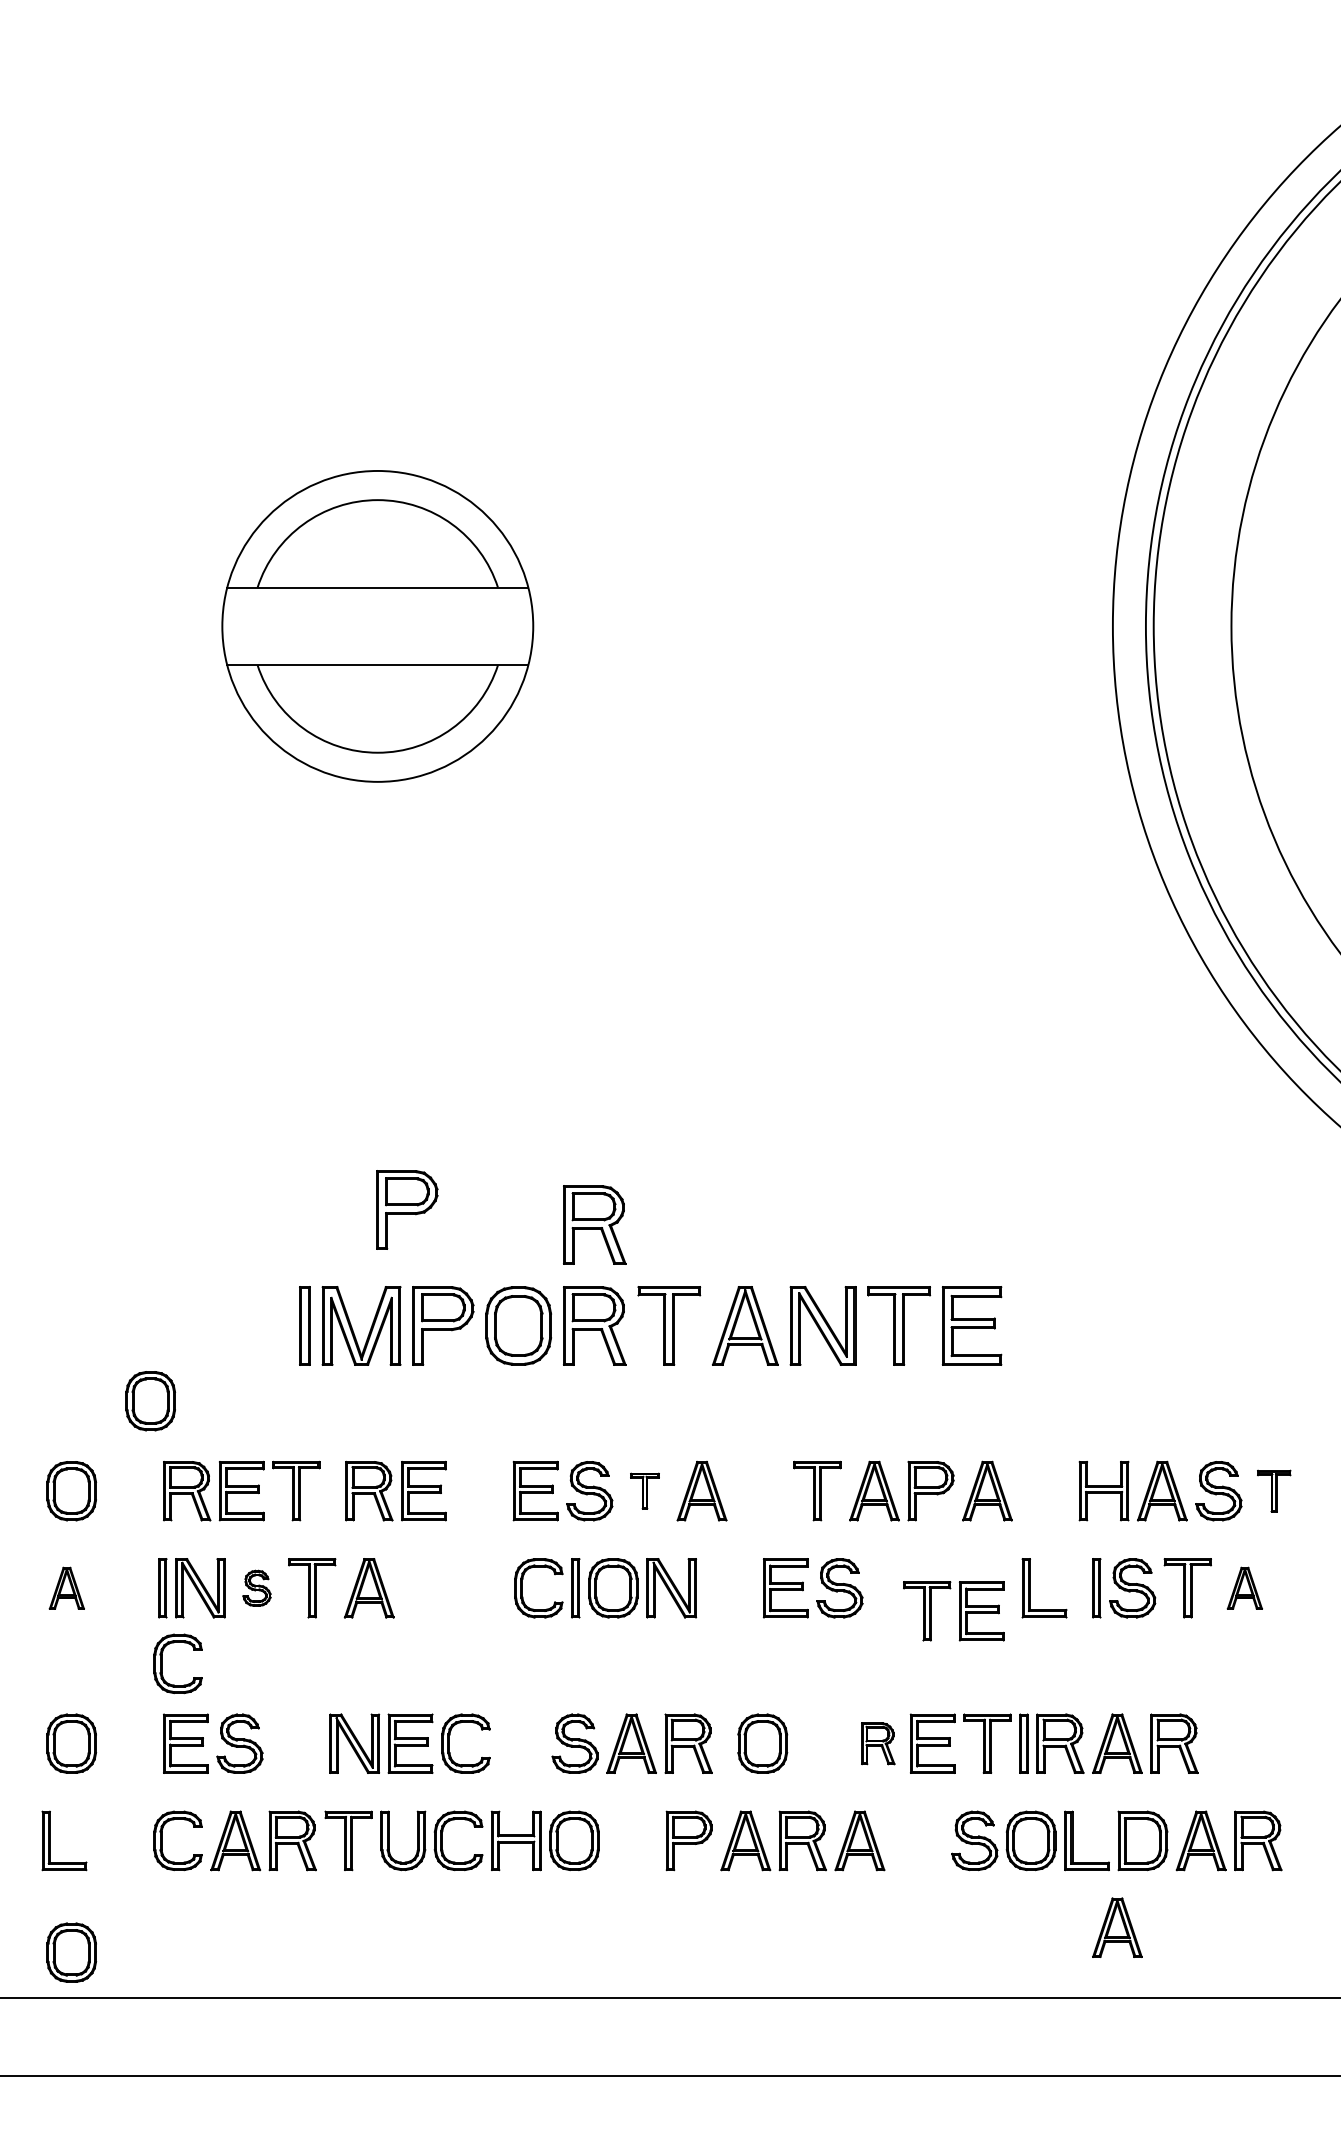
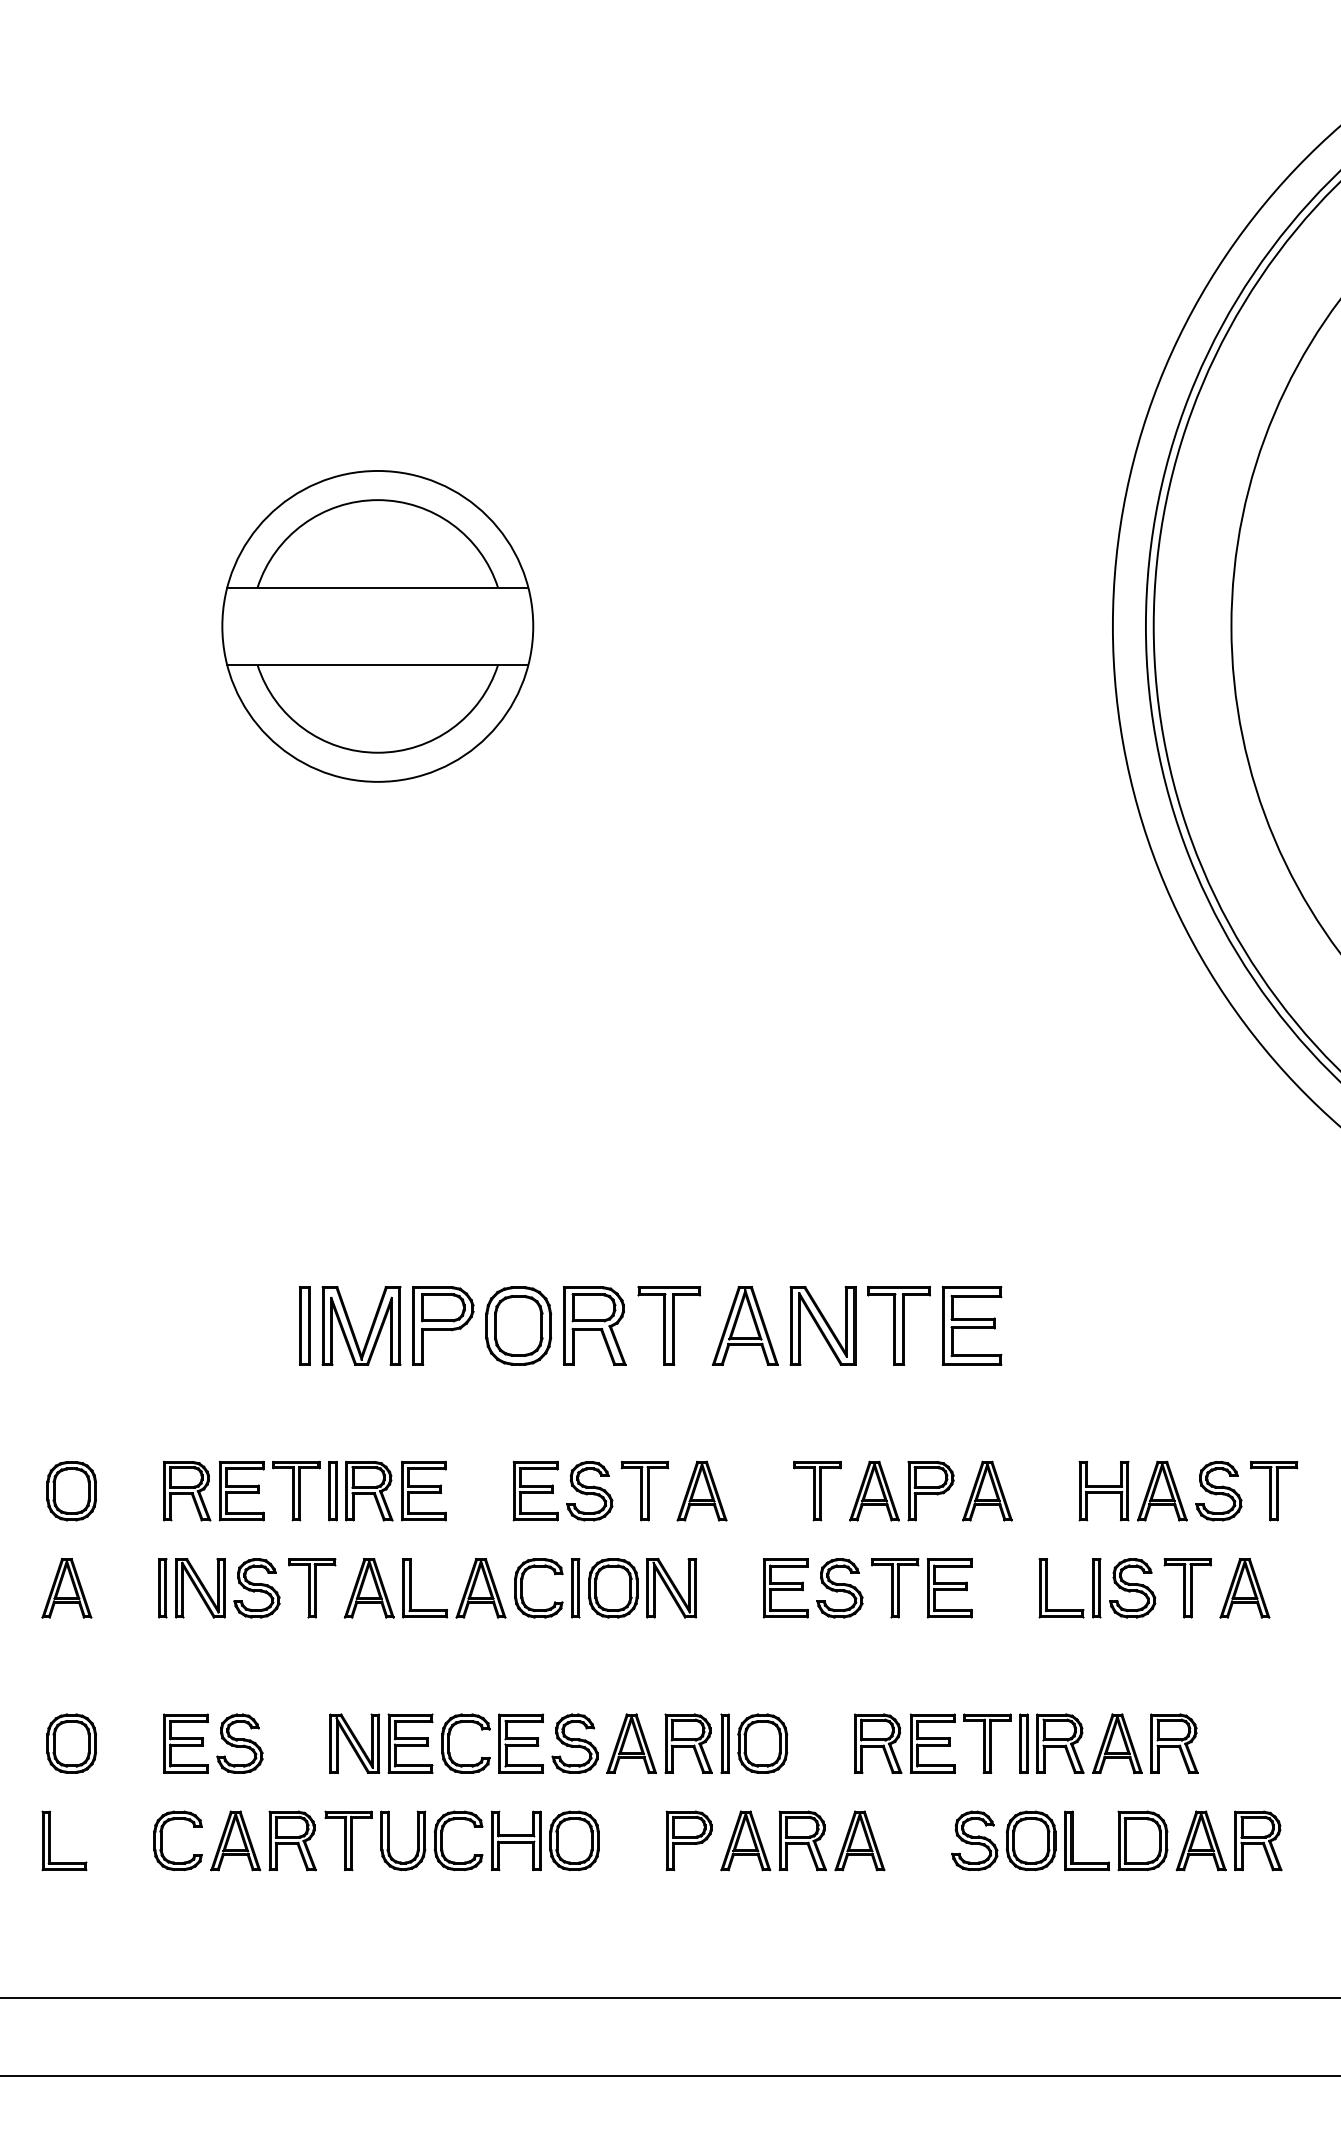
part: present -> none (407, 1209)
part: present -> none (594, 1224)
part: present -> none (150, 1401)
part: none -> present (332, 1490)
part size: 30x38 px -> 50x61 px (644, 1491)
part size: 35x44 px -> 49x61 px (1274, 1491)
part size: 37x44 px -> 52x61 px (66, 1588)
part size: 30x38 px -> 48x61 px (256, 1588)
part size: 37x44 px -> 52x61 px (1244, 1588)
part position: (1030, 1588) -> (1047, 1588) (1047, 1588)
part: none -> present (464, 1590)
part position: (953, 1611) -> (921, 1588) (921, 1588)
part: present -> none (162, 1663)
part: none -> present (520, 1743)
part: none -> present (724, 1743)
part size: 35x44 px -> 49x61 px (878, 1743)
part: present -> none (1117, 1927)
part: present -> none (71, 1952)
